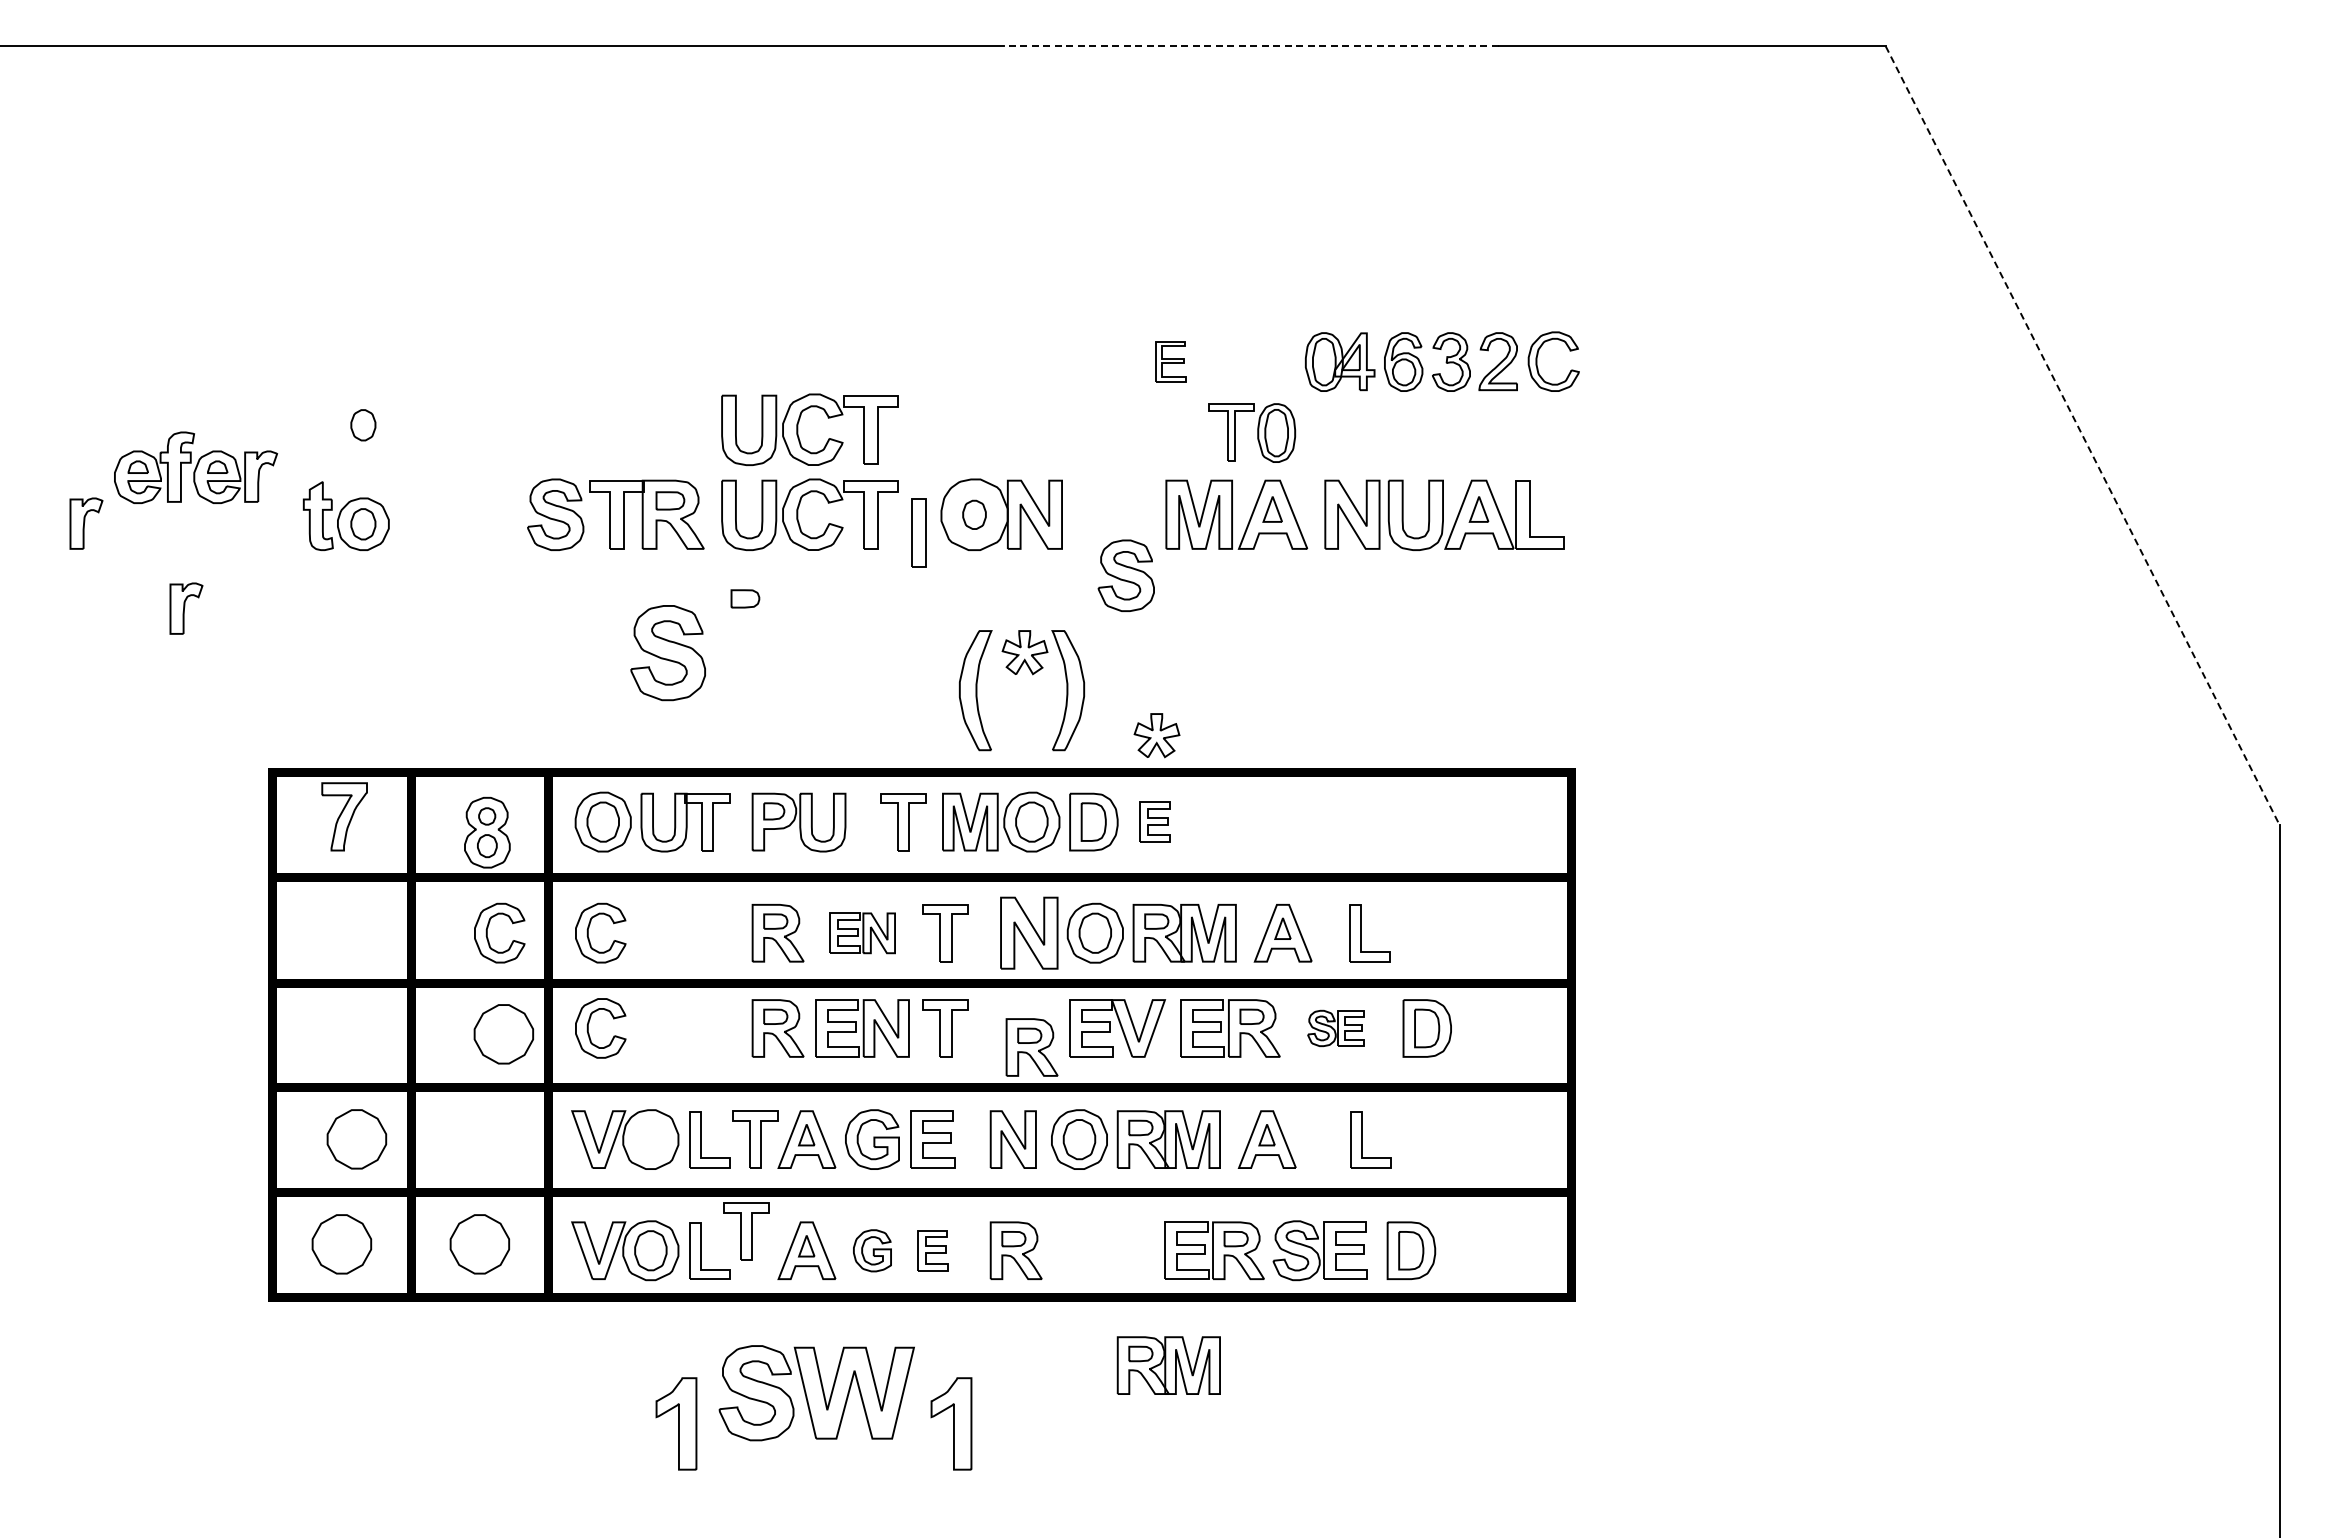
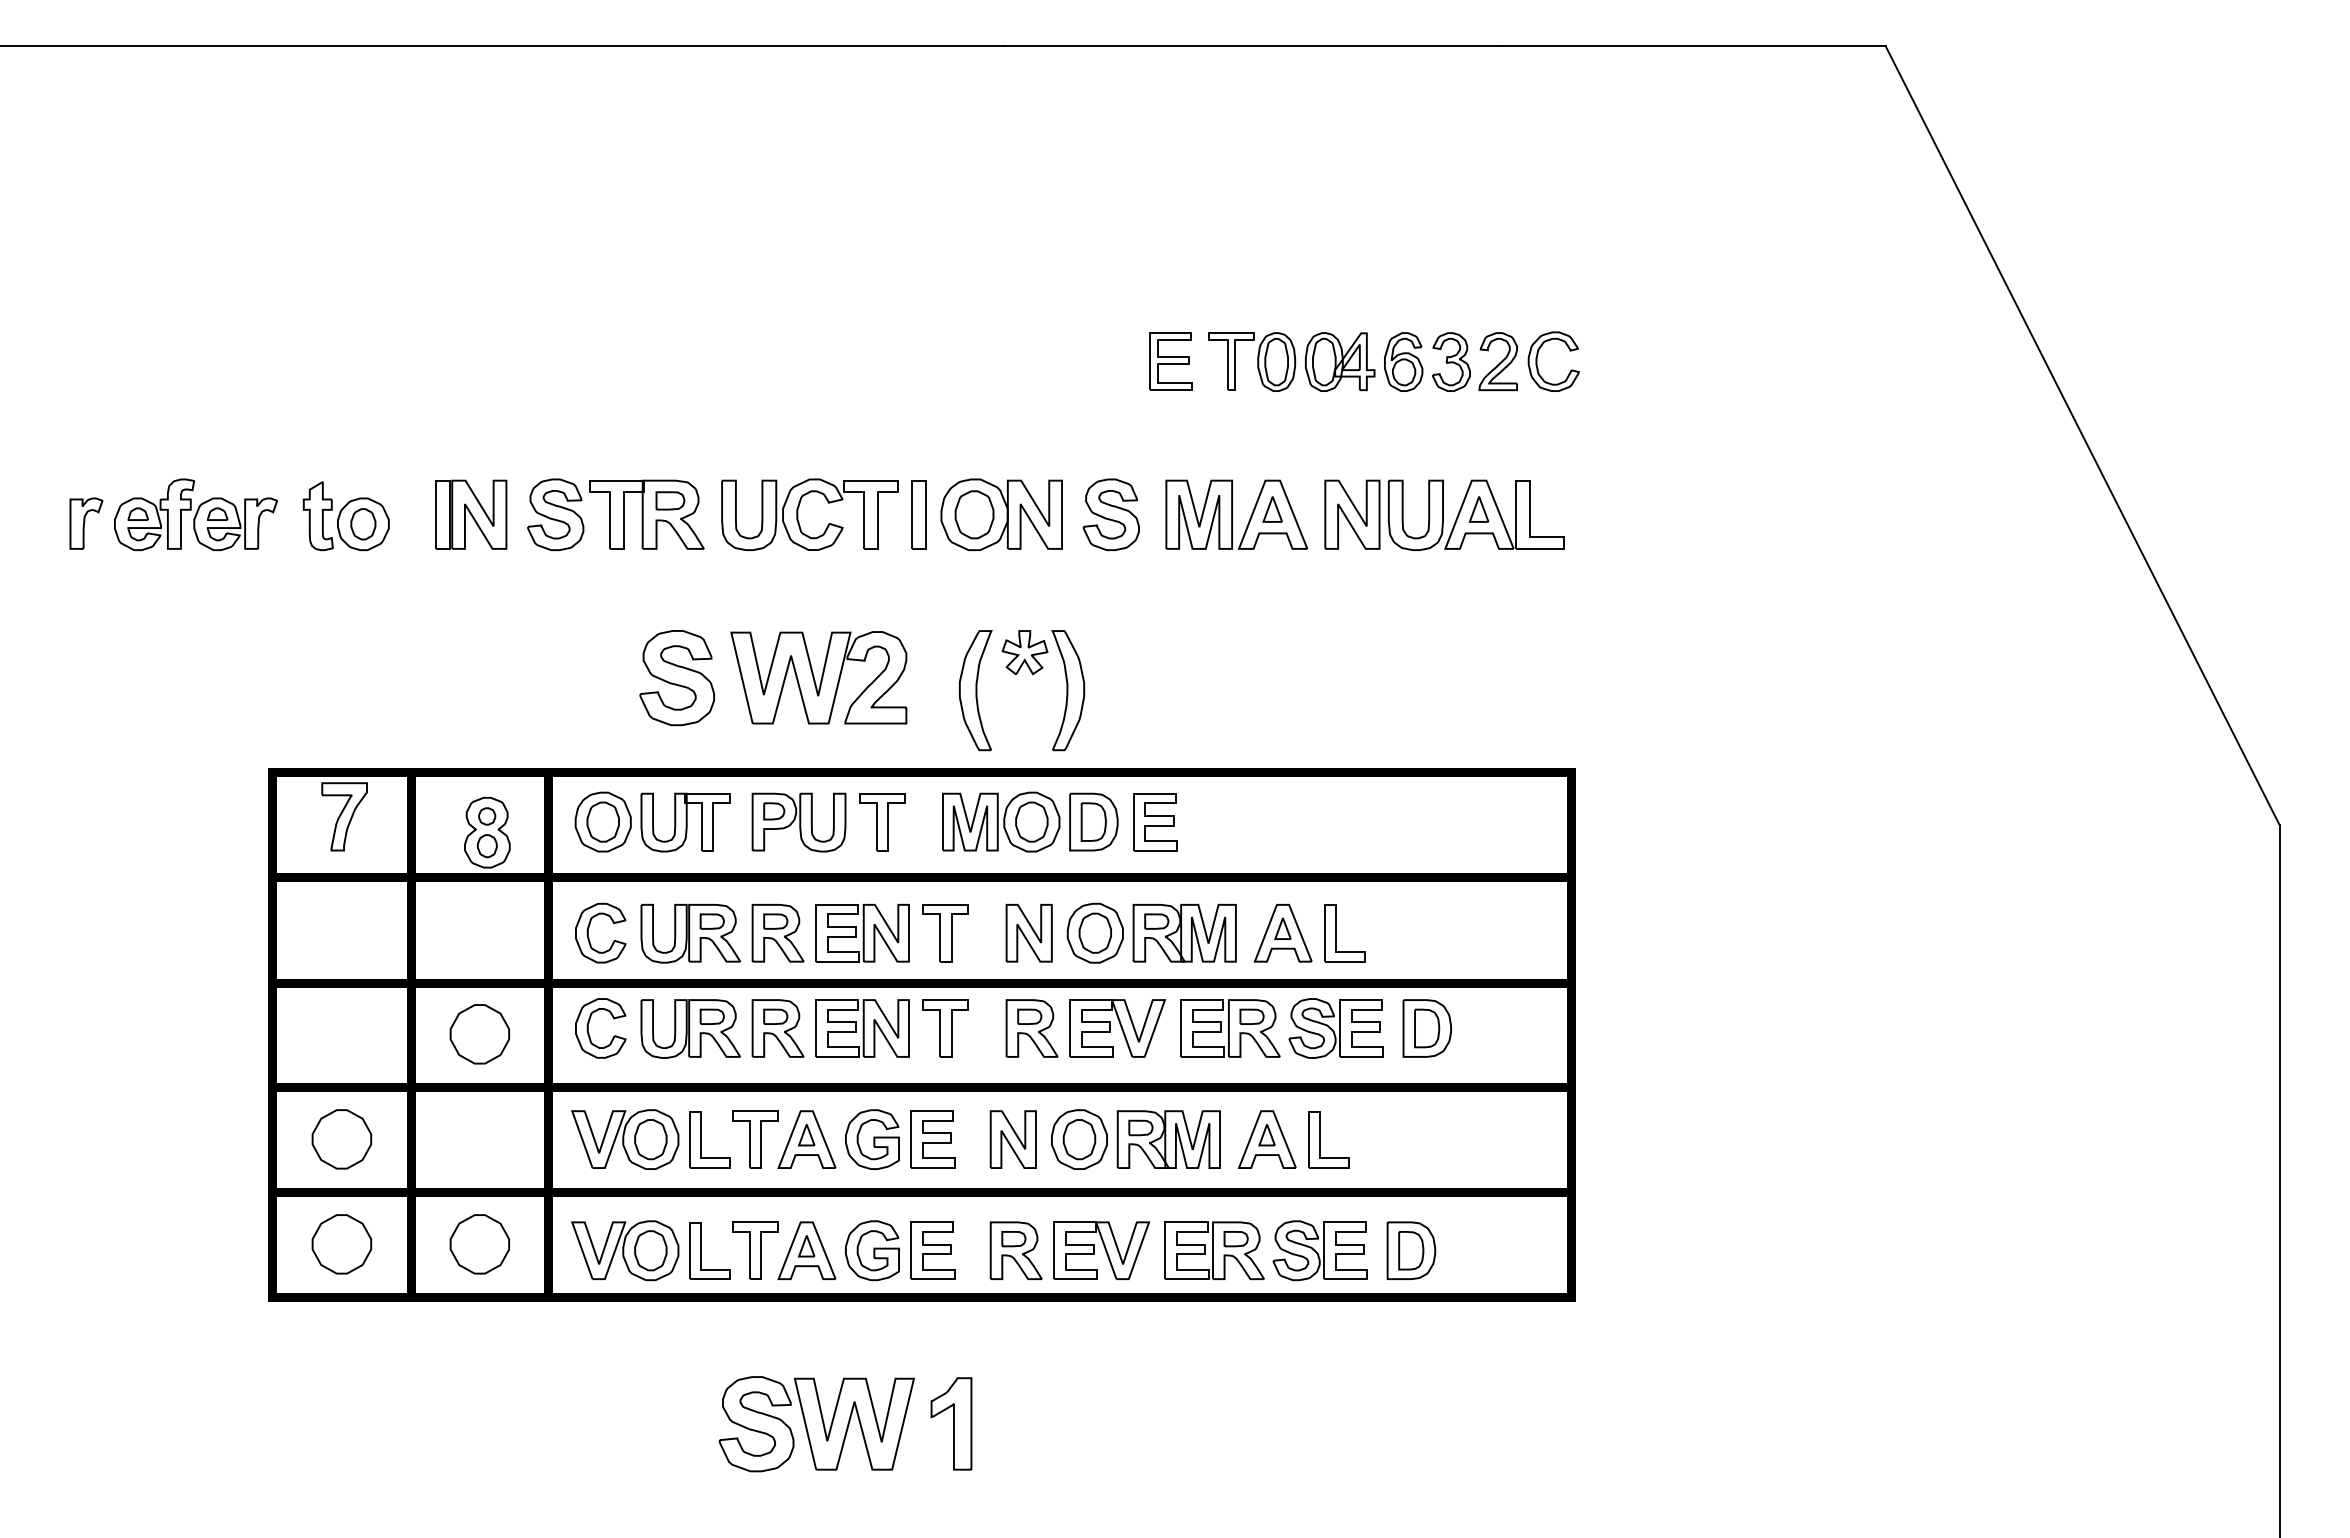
line: dashed -> solid (1250, 46)
part size: 32x42 px -> 44x59 px (1170, 361)
part: present -> none (363, 425)
part: present -> none (798, 429)
part position: (1252, 432) -> (1252, 361) (1252, 361)
line: dashed -> solid (2082, 436)
part position: (196, 467) -> (196, 514) (196, 514)
part: none -> present (471, 514)
part size: 25x31 px -> 41x50 px (974, 514)
part position: (918, 532) -> (918, 514) (918, 514)
part position: (1125, 575) -> (1110, 514) (1110, 514)
part: present -> none (745, 598)
part: present -> none (186, 608)
part position: (667, 653) -> (676, 678) (676, 678)
part: none -> present (818, 677)
part: present -> none (1156, 735)
part size: 32x42 px -> 45x59 px (1155, 822)
part position: (903, 822) -> (882, 822) (882, 822)
part: present -> none (487, 932)
part size: 59x74 px -> 48x59 px (1028, 933)
part: none -> present (690, 933)
part size: 67x43 px -> 95x59 px (862, 933)
part position: (1361, 933) -> (1336, 933) (1336, 933)
part size: 58x38 px -> 96x61 px (1335, 1028)
part: none -> present (690, 1028)
part position: (503, 1034) -> (479, 1034) (479, 1034)
part position: (1031, 1047) -> (1031, 1028) (1031, 1028)
part position: (356, 1139) -> (341, 1139) (341, 1139)
part: none -> present (650, 1139)
part position: (1362, 1139) -> (1320, 1139) (1320, 1139)
part position: (746, 1231) -> (755, 1250) (755, 1250)
part size: 39x44 px -> 55x62 px (872, 1250)
part size: 32x42 px -> 46x59 px (932, 1250)
part: none -> present (1101, 1250)
part: present -> none (1168, 1365)
part position: (816, 1393) -> (816, 1424) (816, 1424)
part: present -> none (676, 1423)
